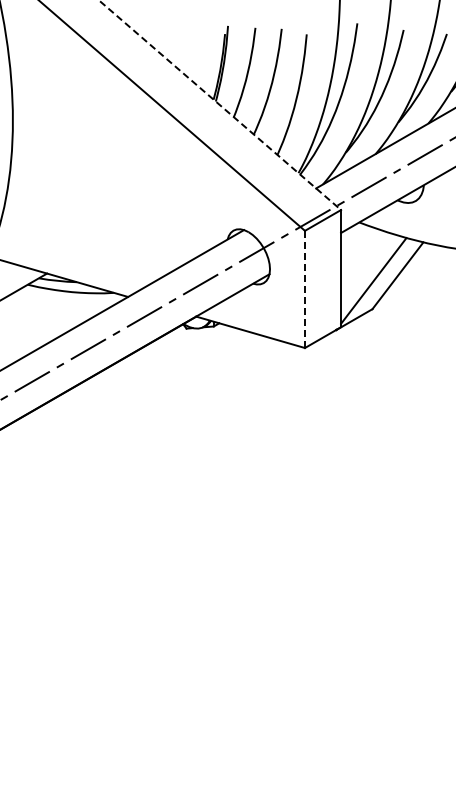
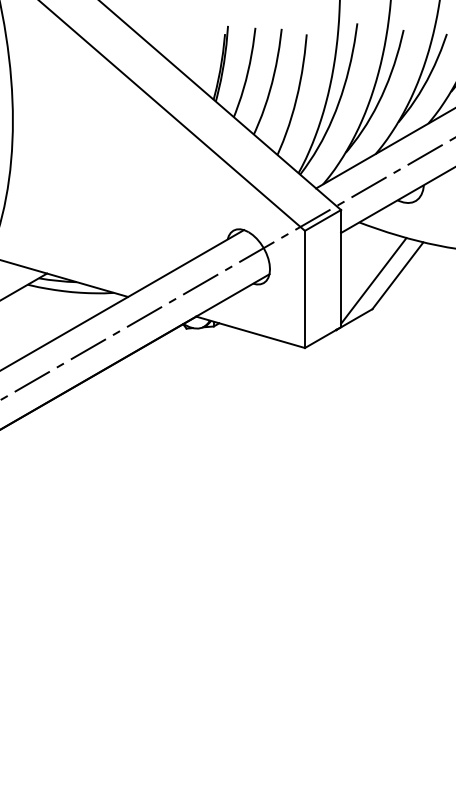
line: dashed -> solid (220, 105)
line: dashed -> solid (304, 289)
